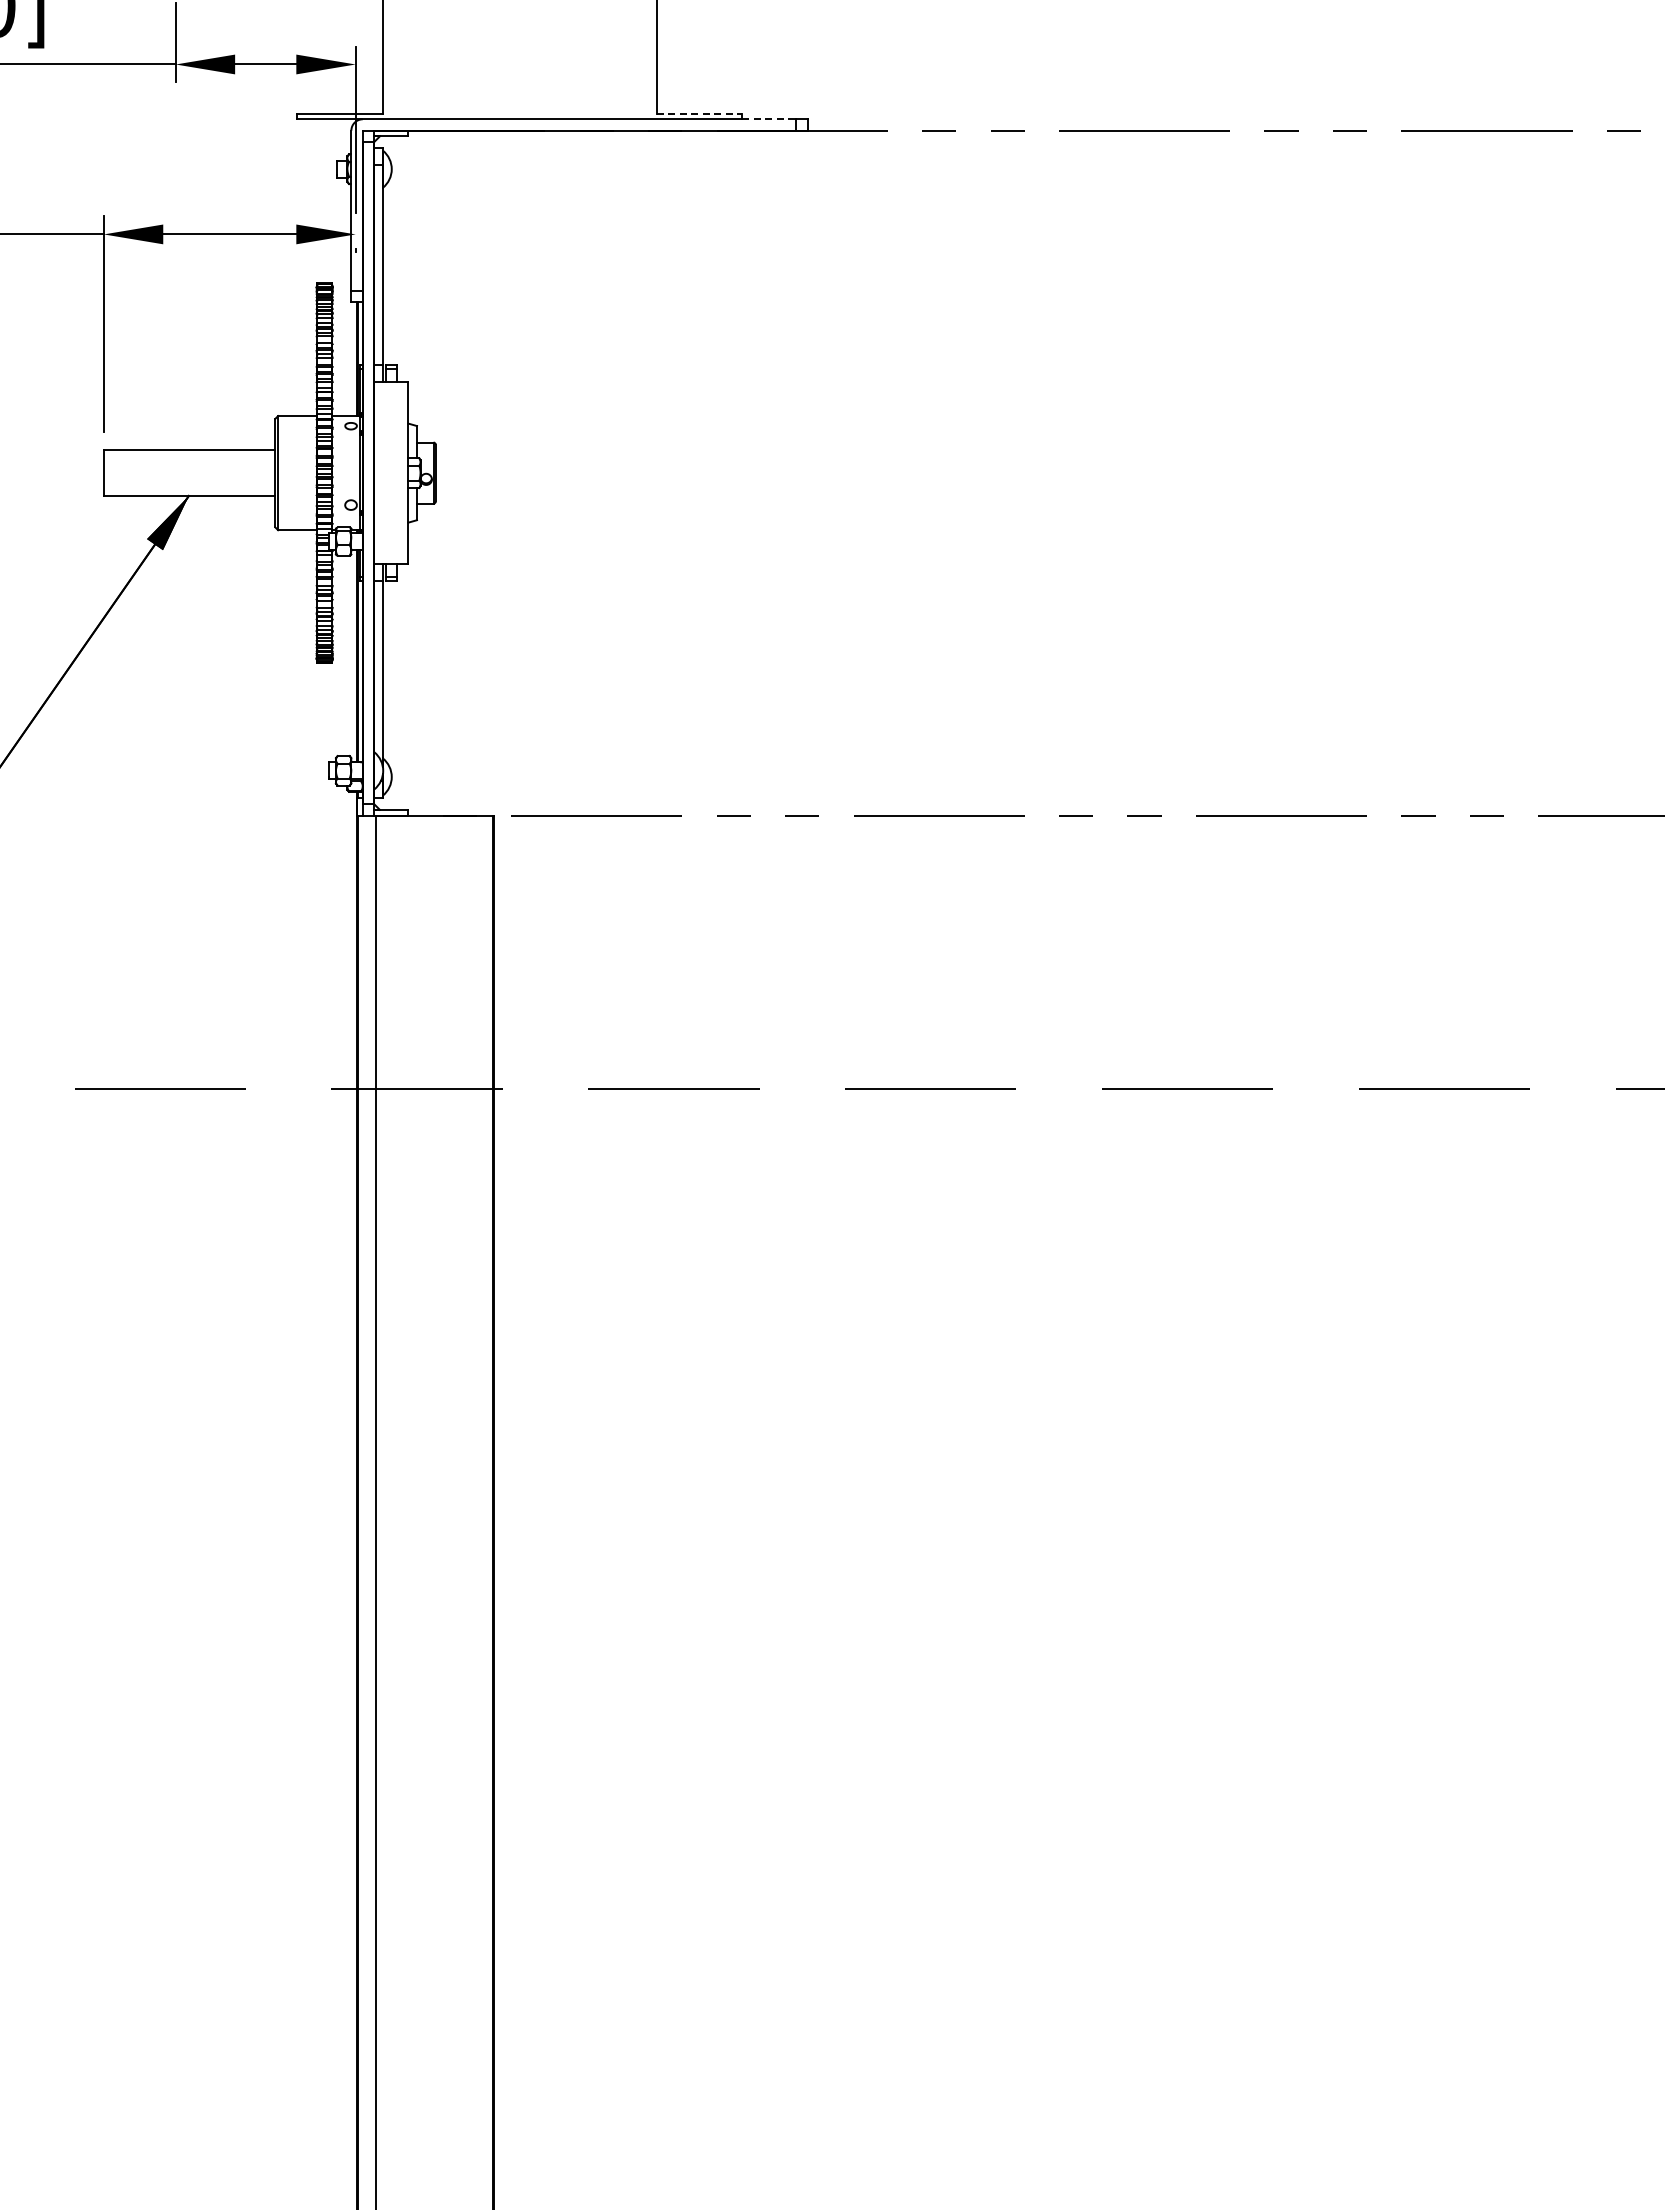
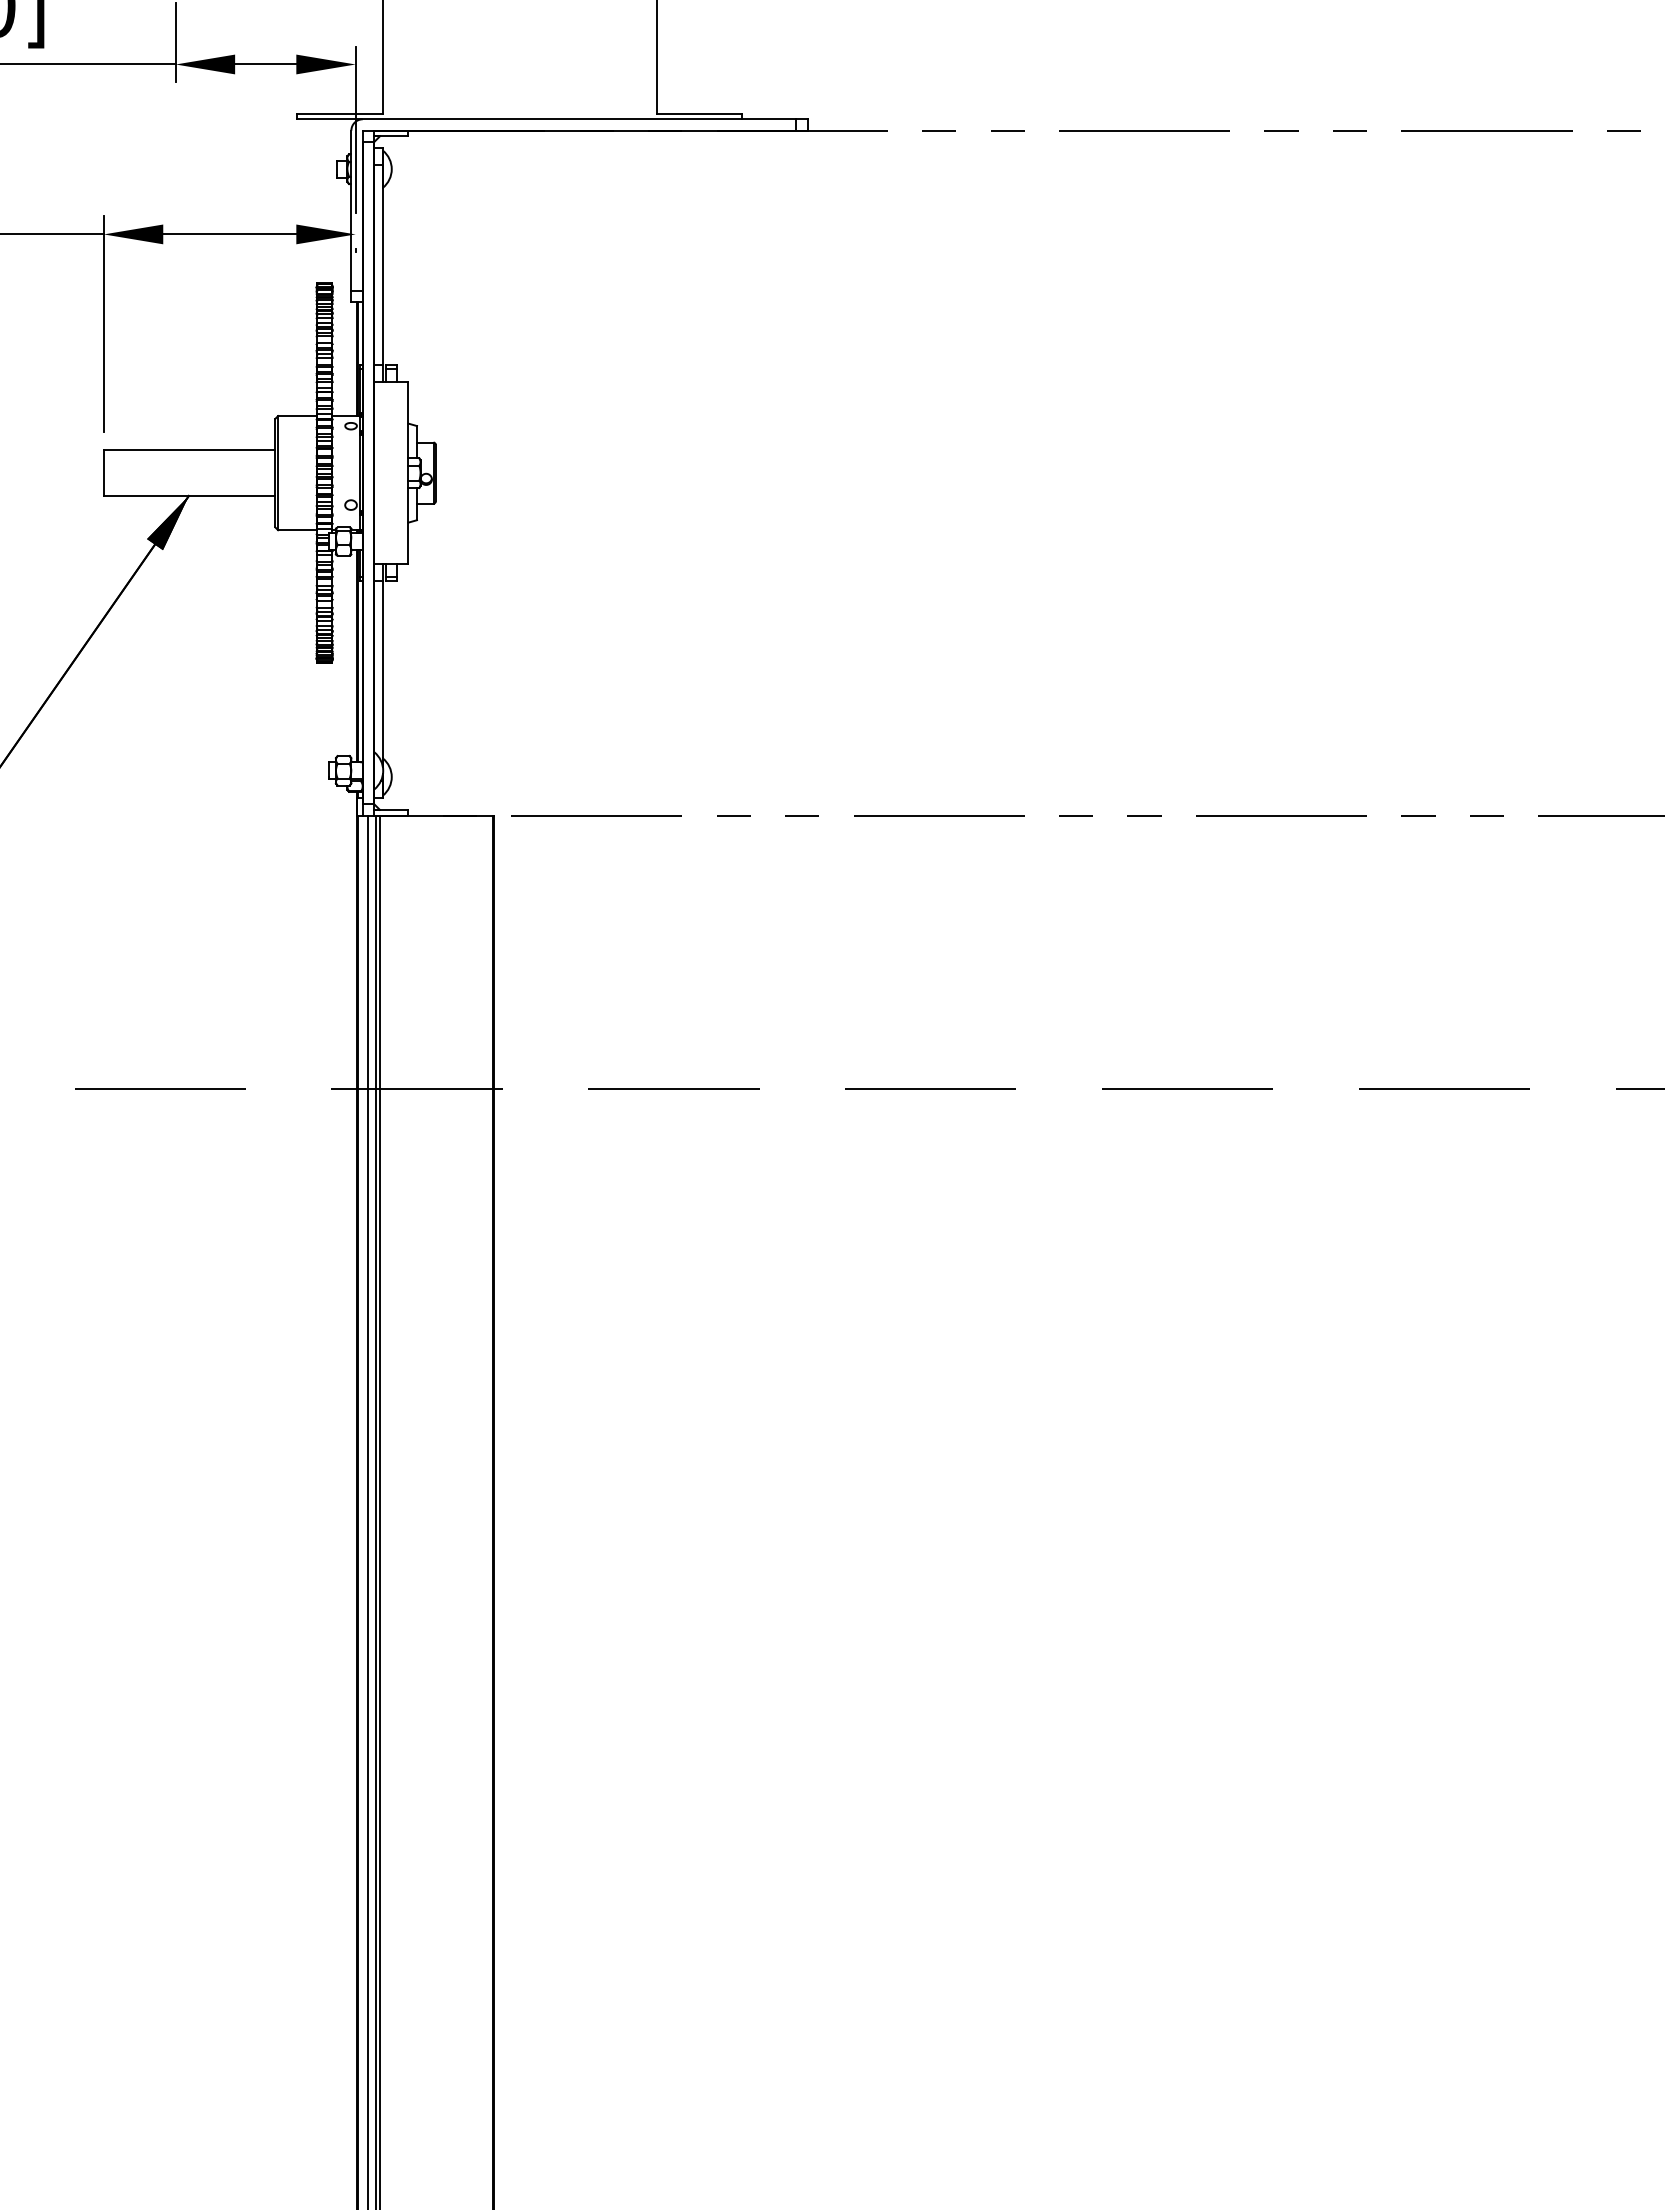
line: dashed -> solid (699, 113)
line: dashed -> solid (769, 119)
line: none -> present (368, 1510)
line: none -> present (379, 1510)
